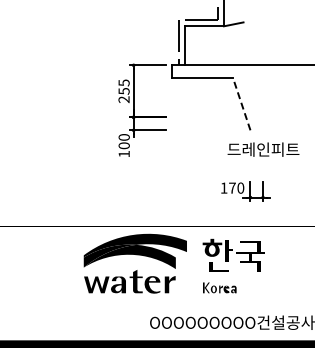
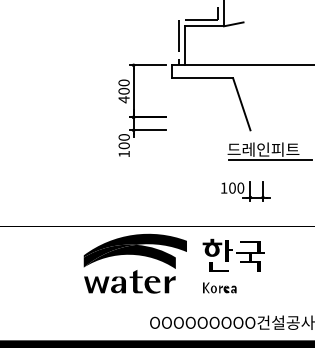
text: 255 -> 400 (123, 91)
line: dashed -> solid (241, 103)
line: none -> present (269, 159)
text: 170 -> 100 (232, 187)
